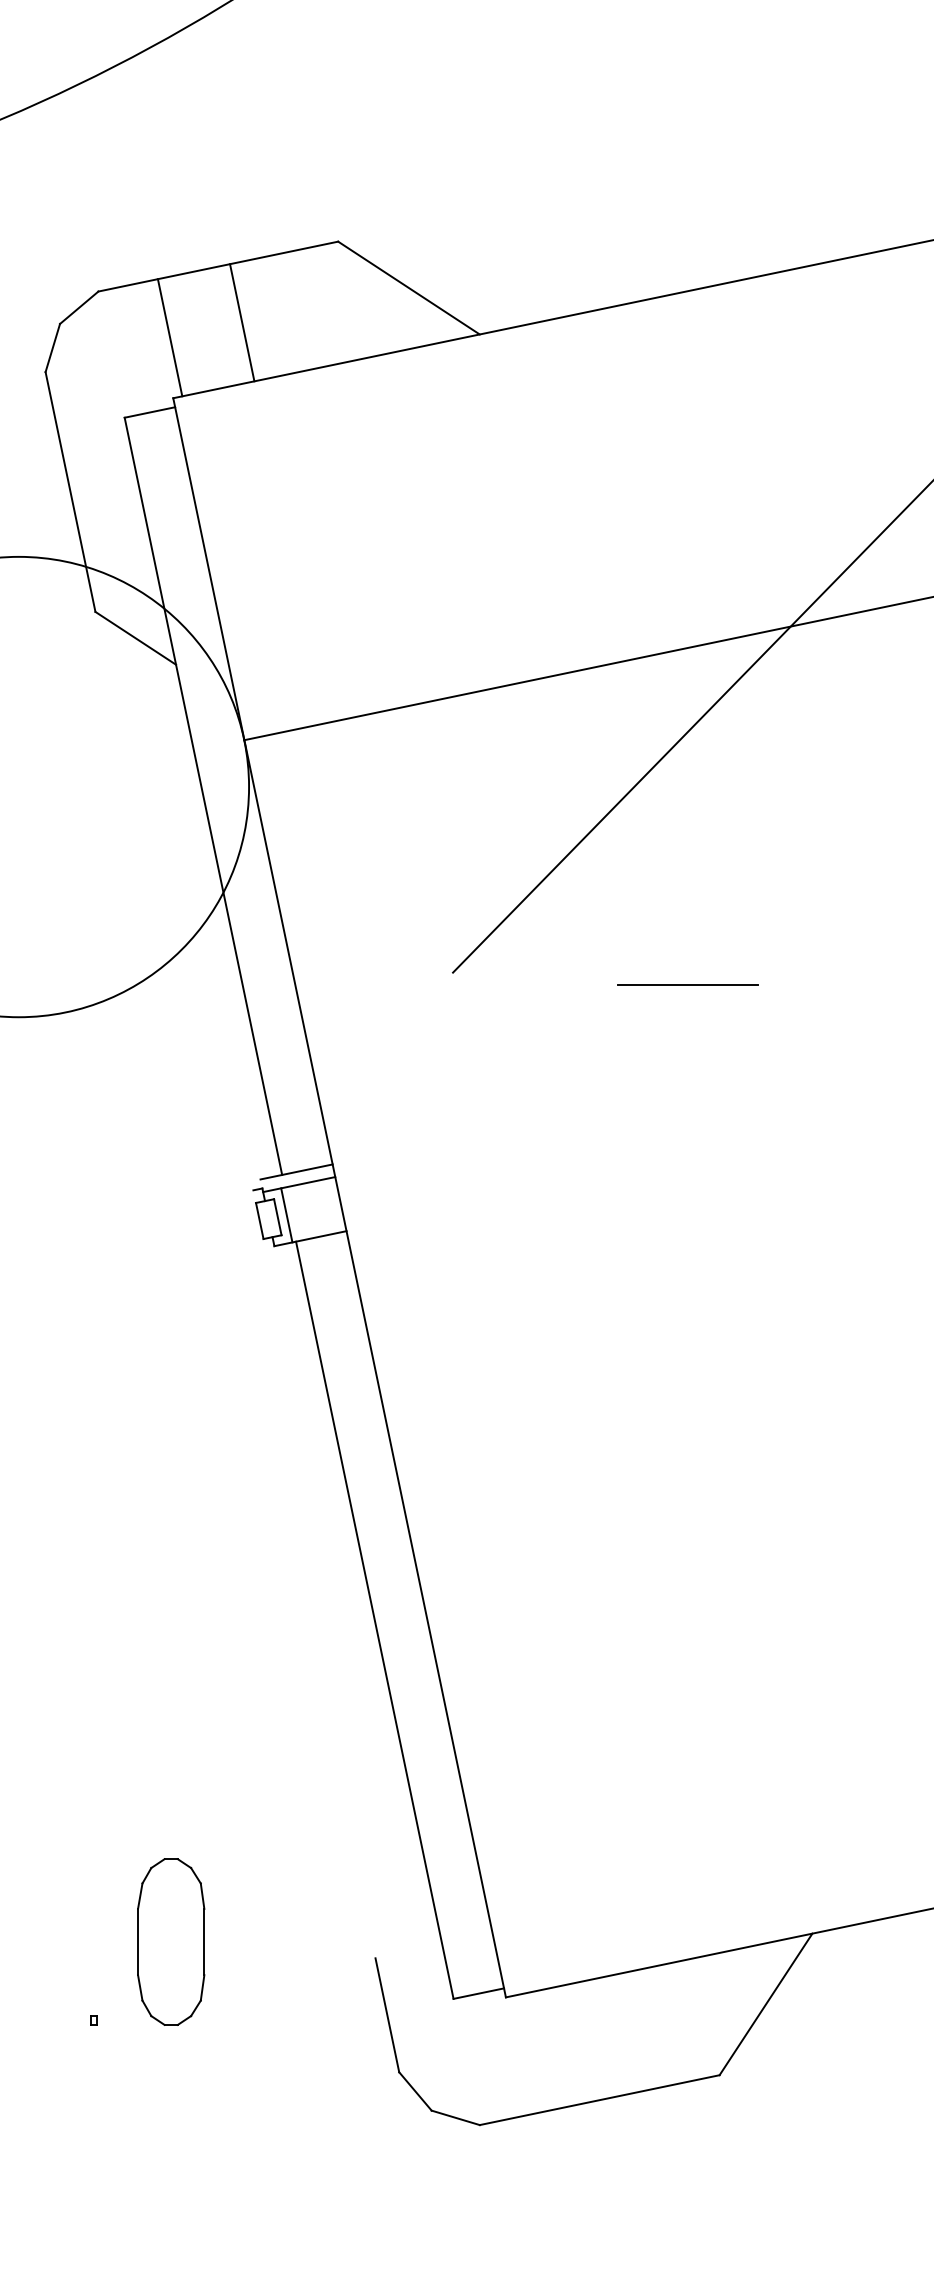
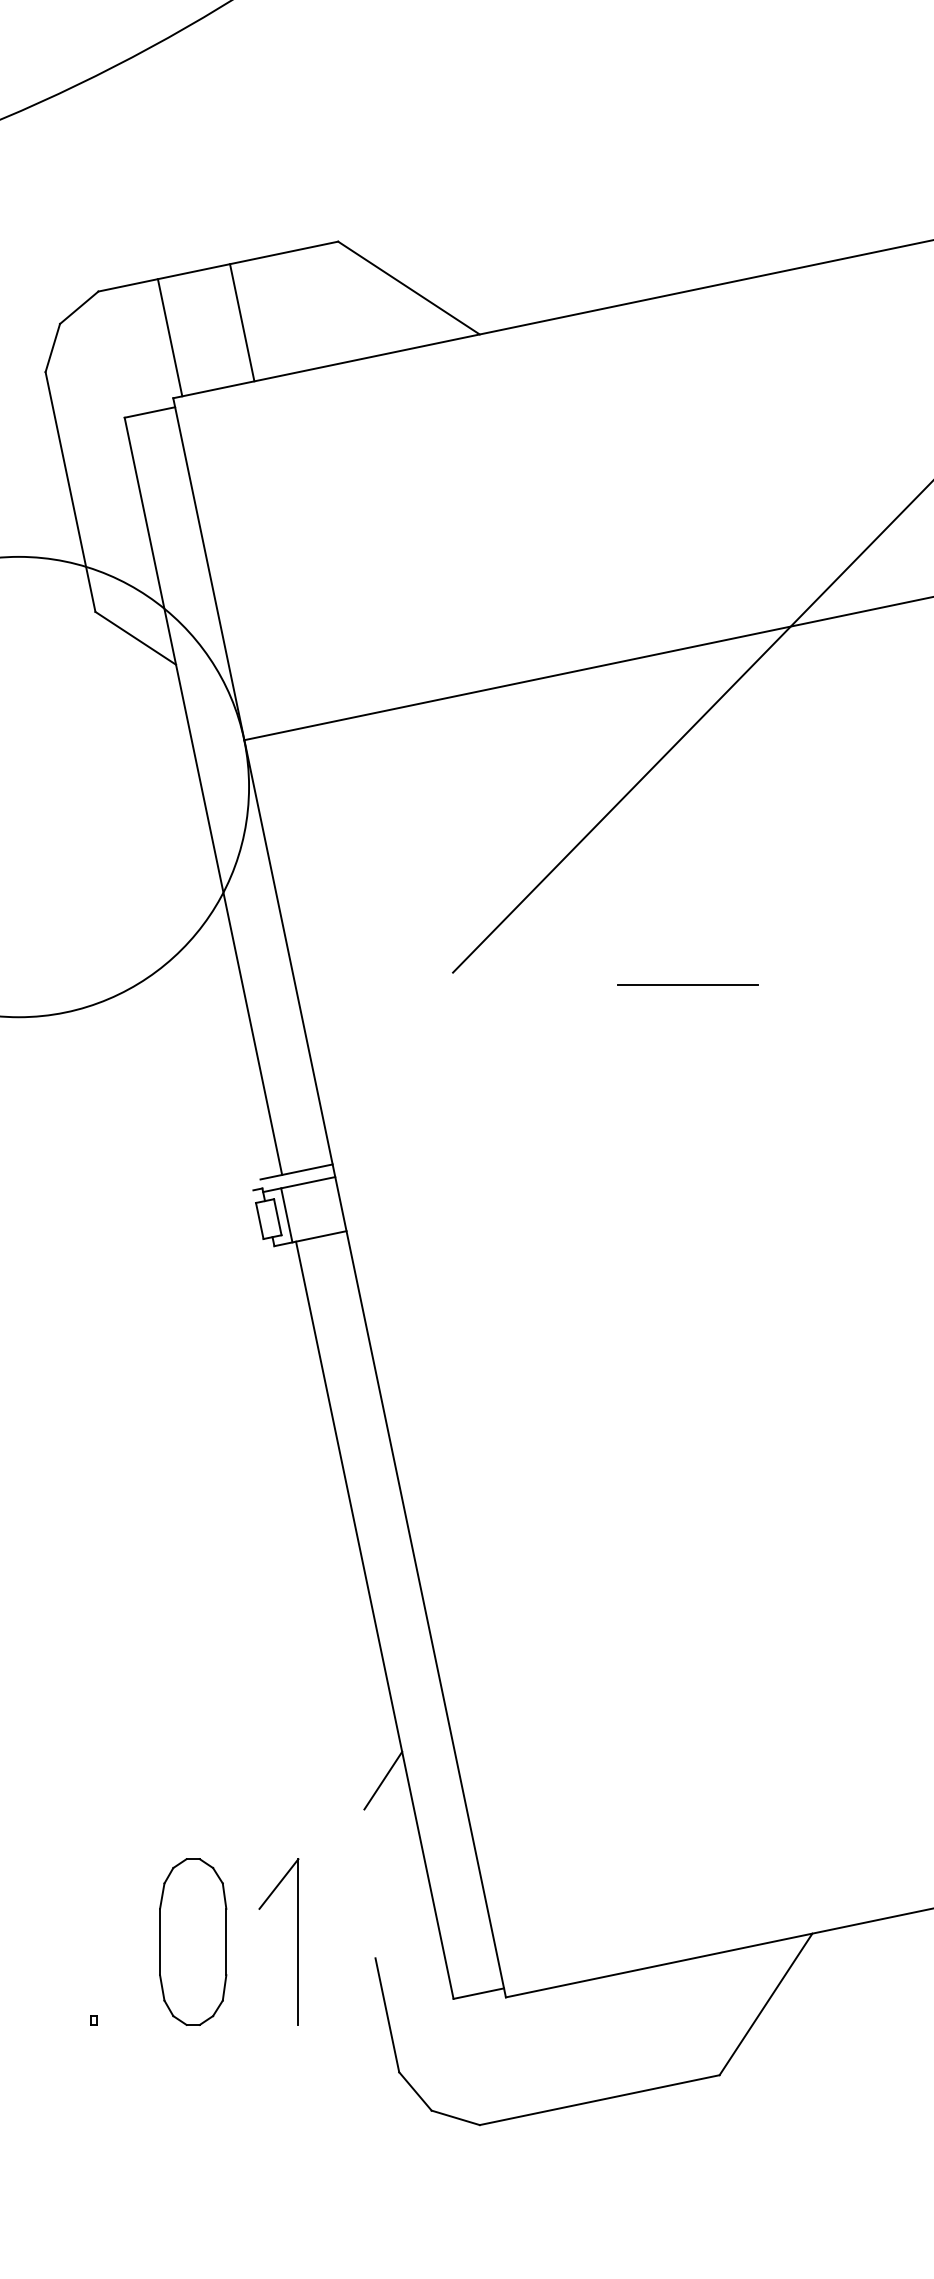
line: none -> present (383, 1780)
part position: (171, 1941) -> (193, 1941) (193, 1941)
part: none -> present (297, 1941)
